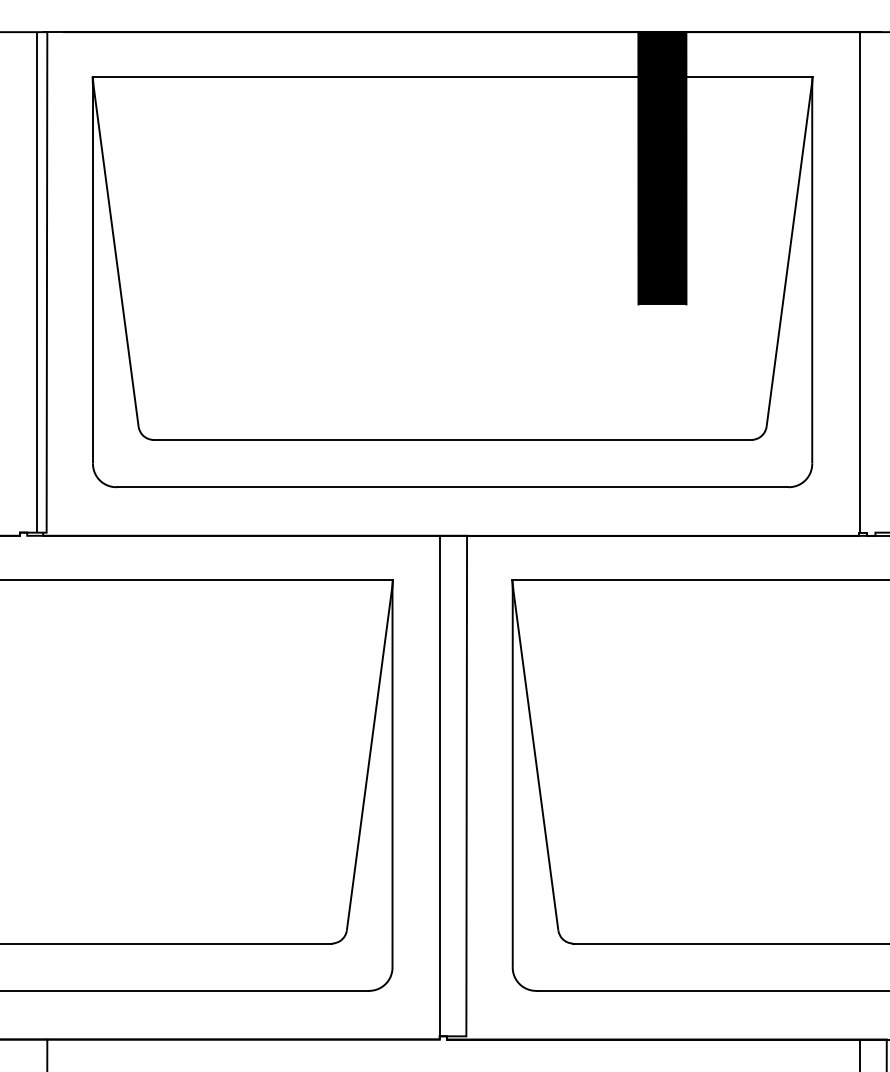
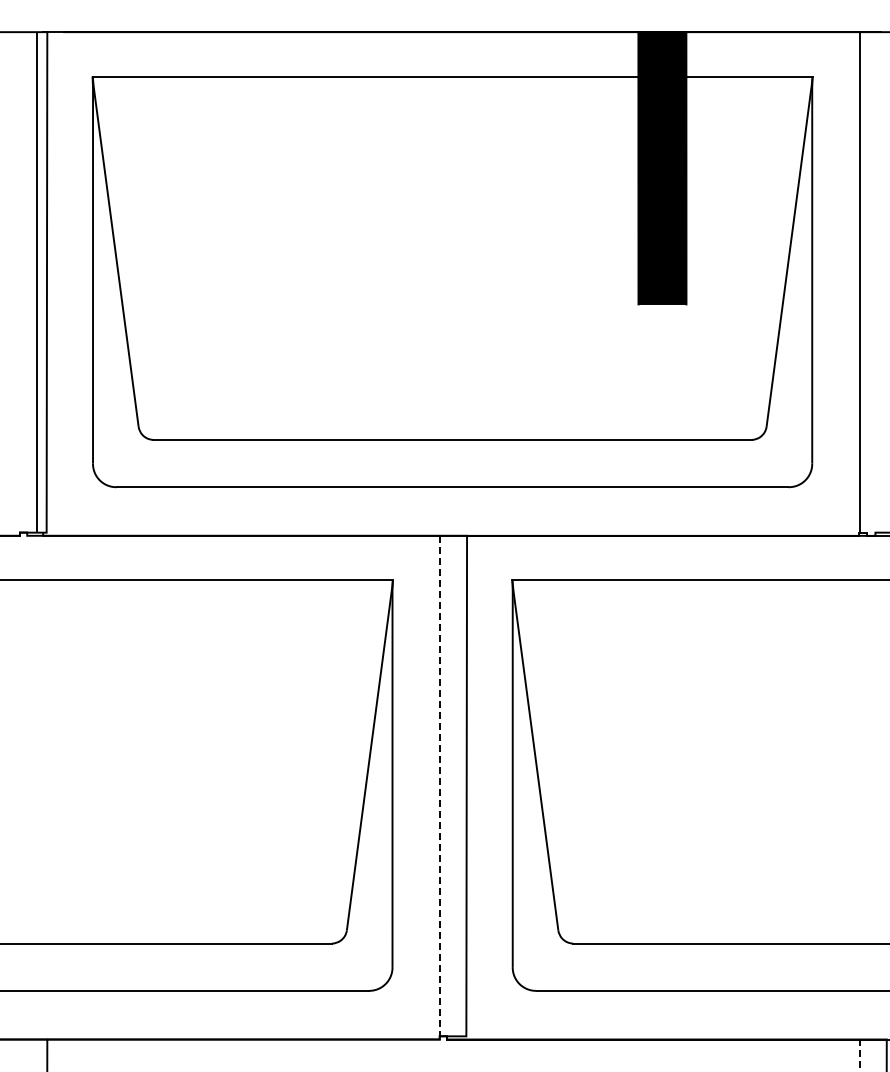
line: solid -> dashed (440, 786)
line: solid -> dashed (860, 1055)
